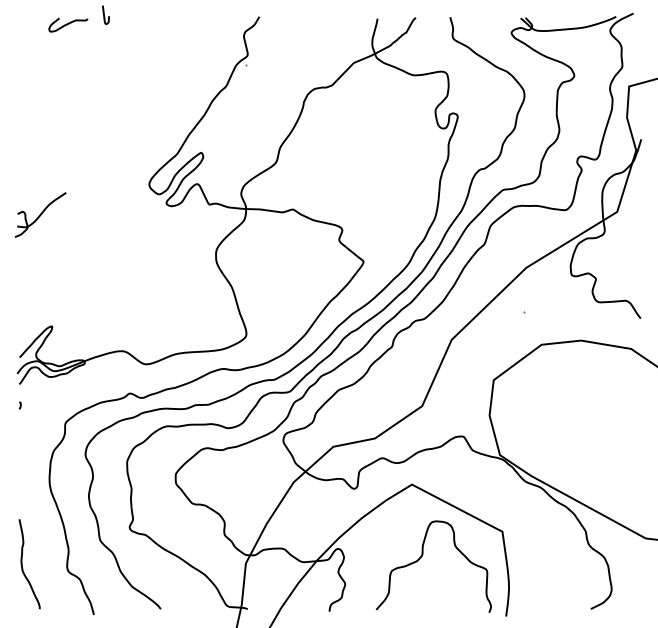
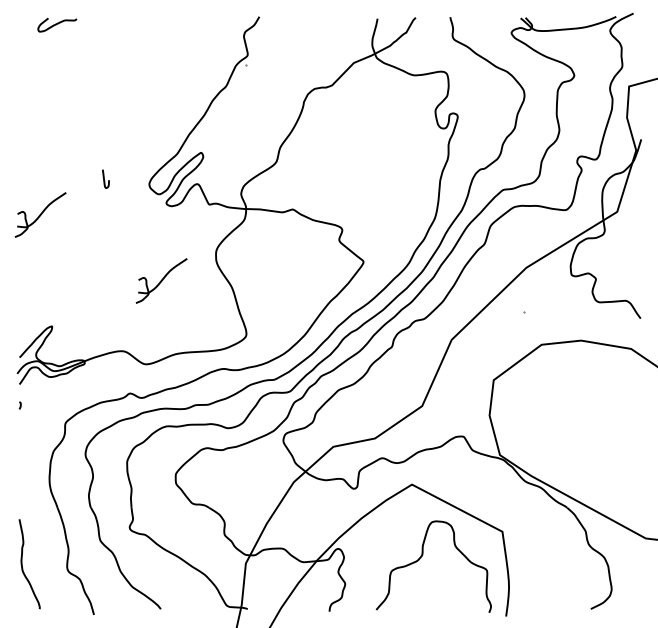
curve position: (104, 14) -> (104, 178) (104, 178)
curve position: (68, 24) -> (57, 24) (57, 24)
part: none -> present (161, 280)
